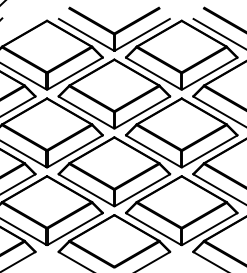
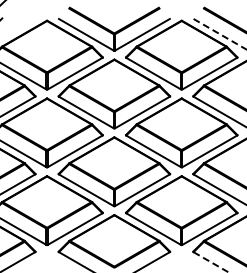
line: solid -> dashed (220, 34)
line: solid -> dashed (211, 262)
